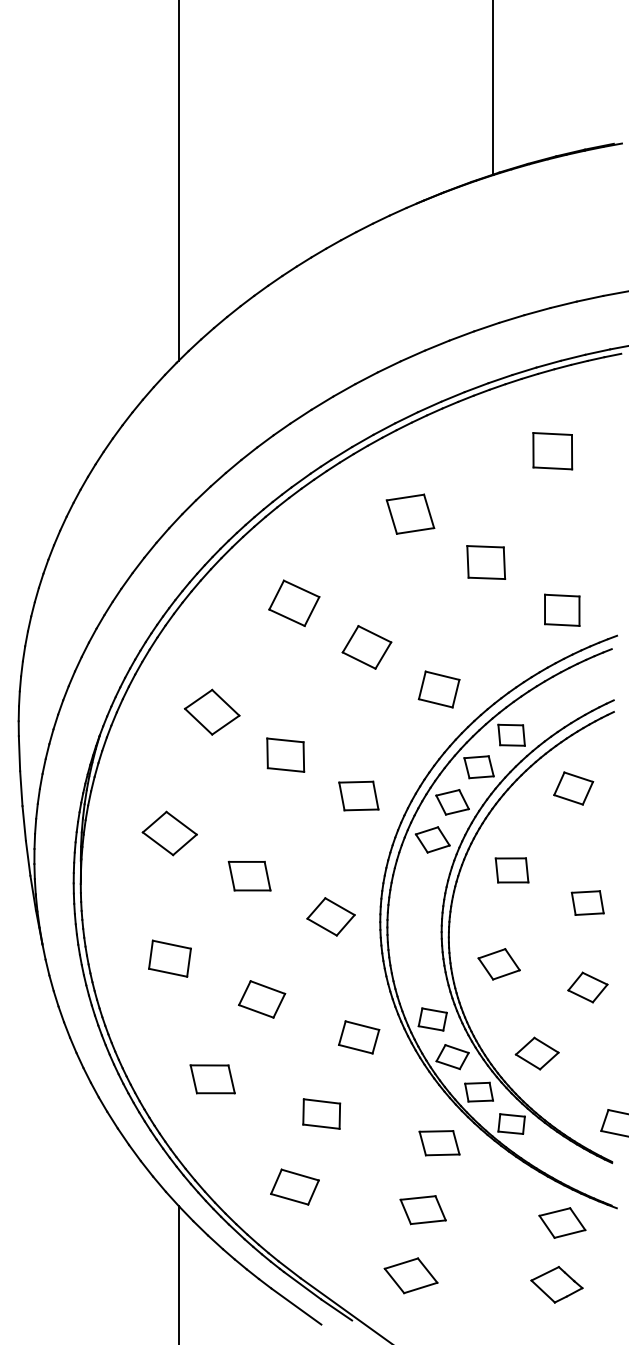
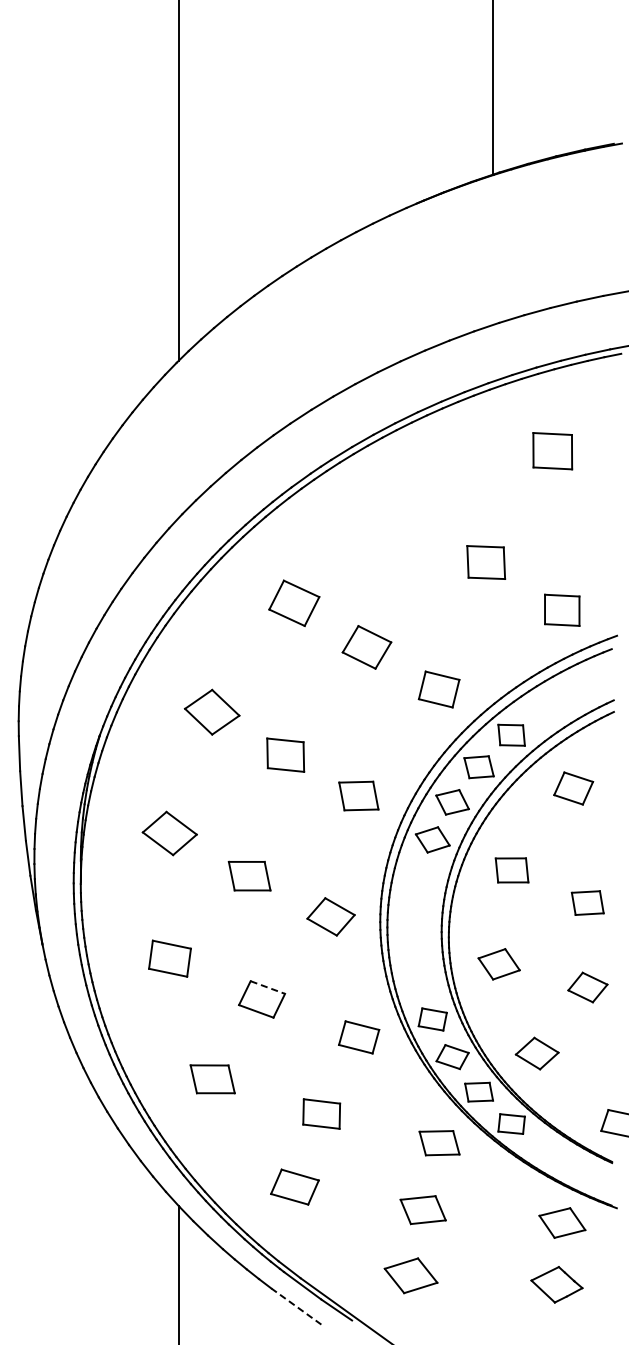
part: present -> none (410, 513)
line: solid -> dashed (268, 987)
line: solid -> dashed (296, 1306)
